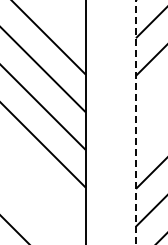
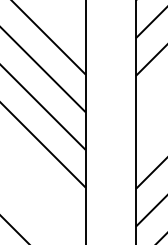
line: dashed -> solid (136, 122)
